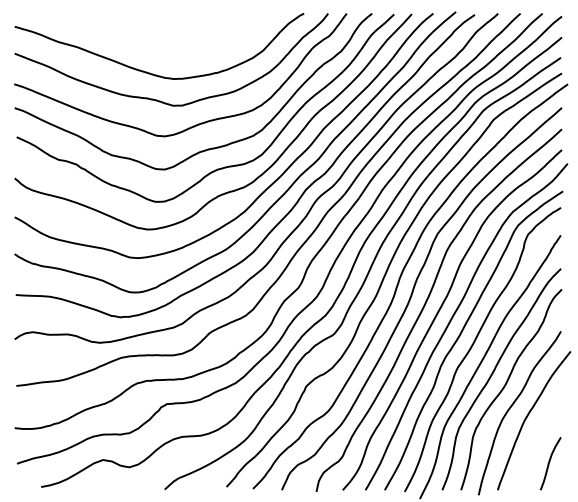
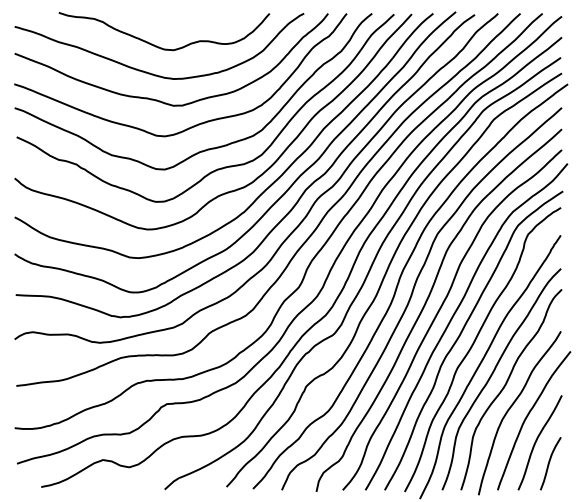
curve: none -> present (159, 46)
curve: none -> present (537, 440)
